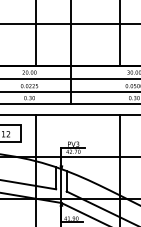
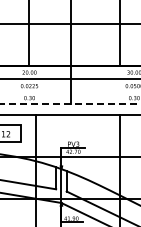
line position: (36, 34) -> (29, 34) (29, 34)
line: present -> none (69, 91)
line: solid -> dashed (70, 104)
